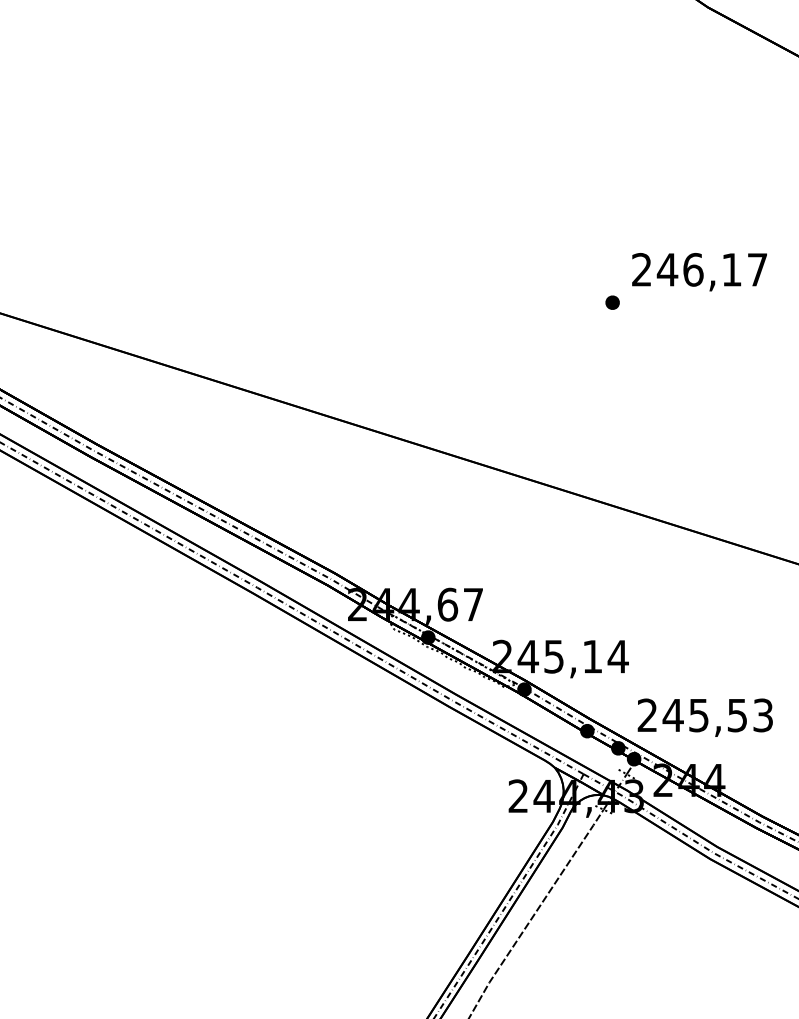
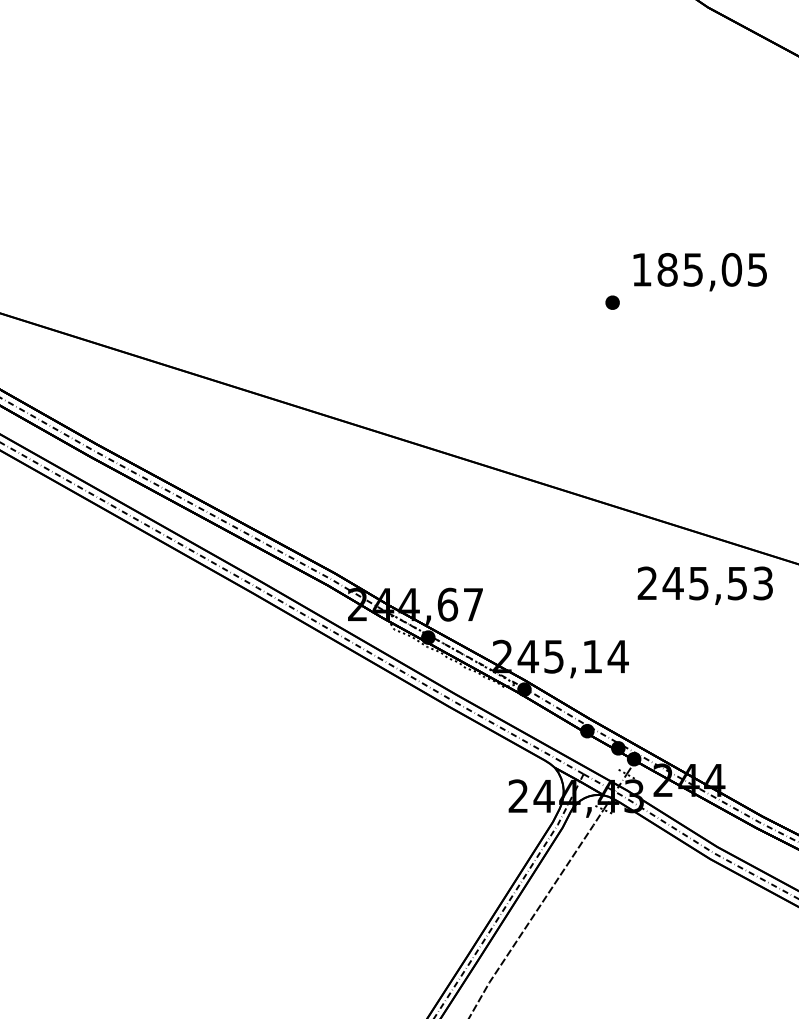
text: 246,17 -> 185,05 (699, 269)
text position: (704, 717) -> (704, 585) (704, 585)
